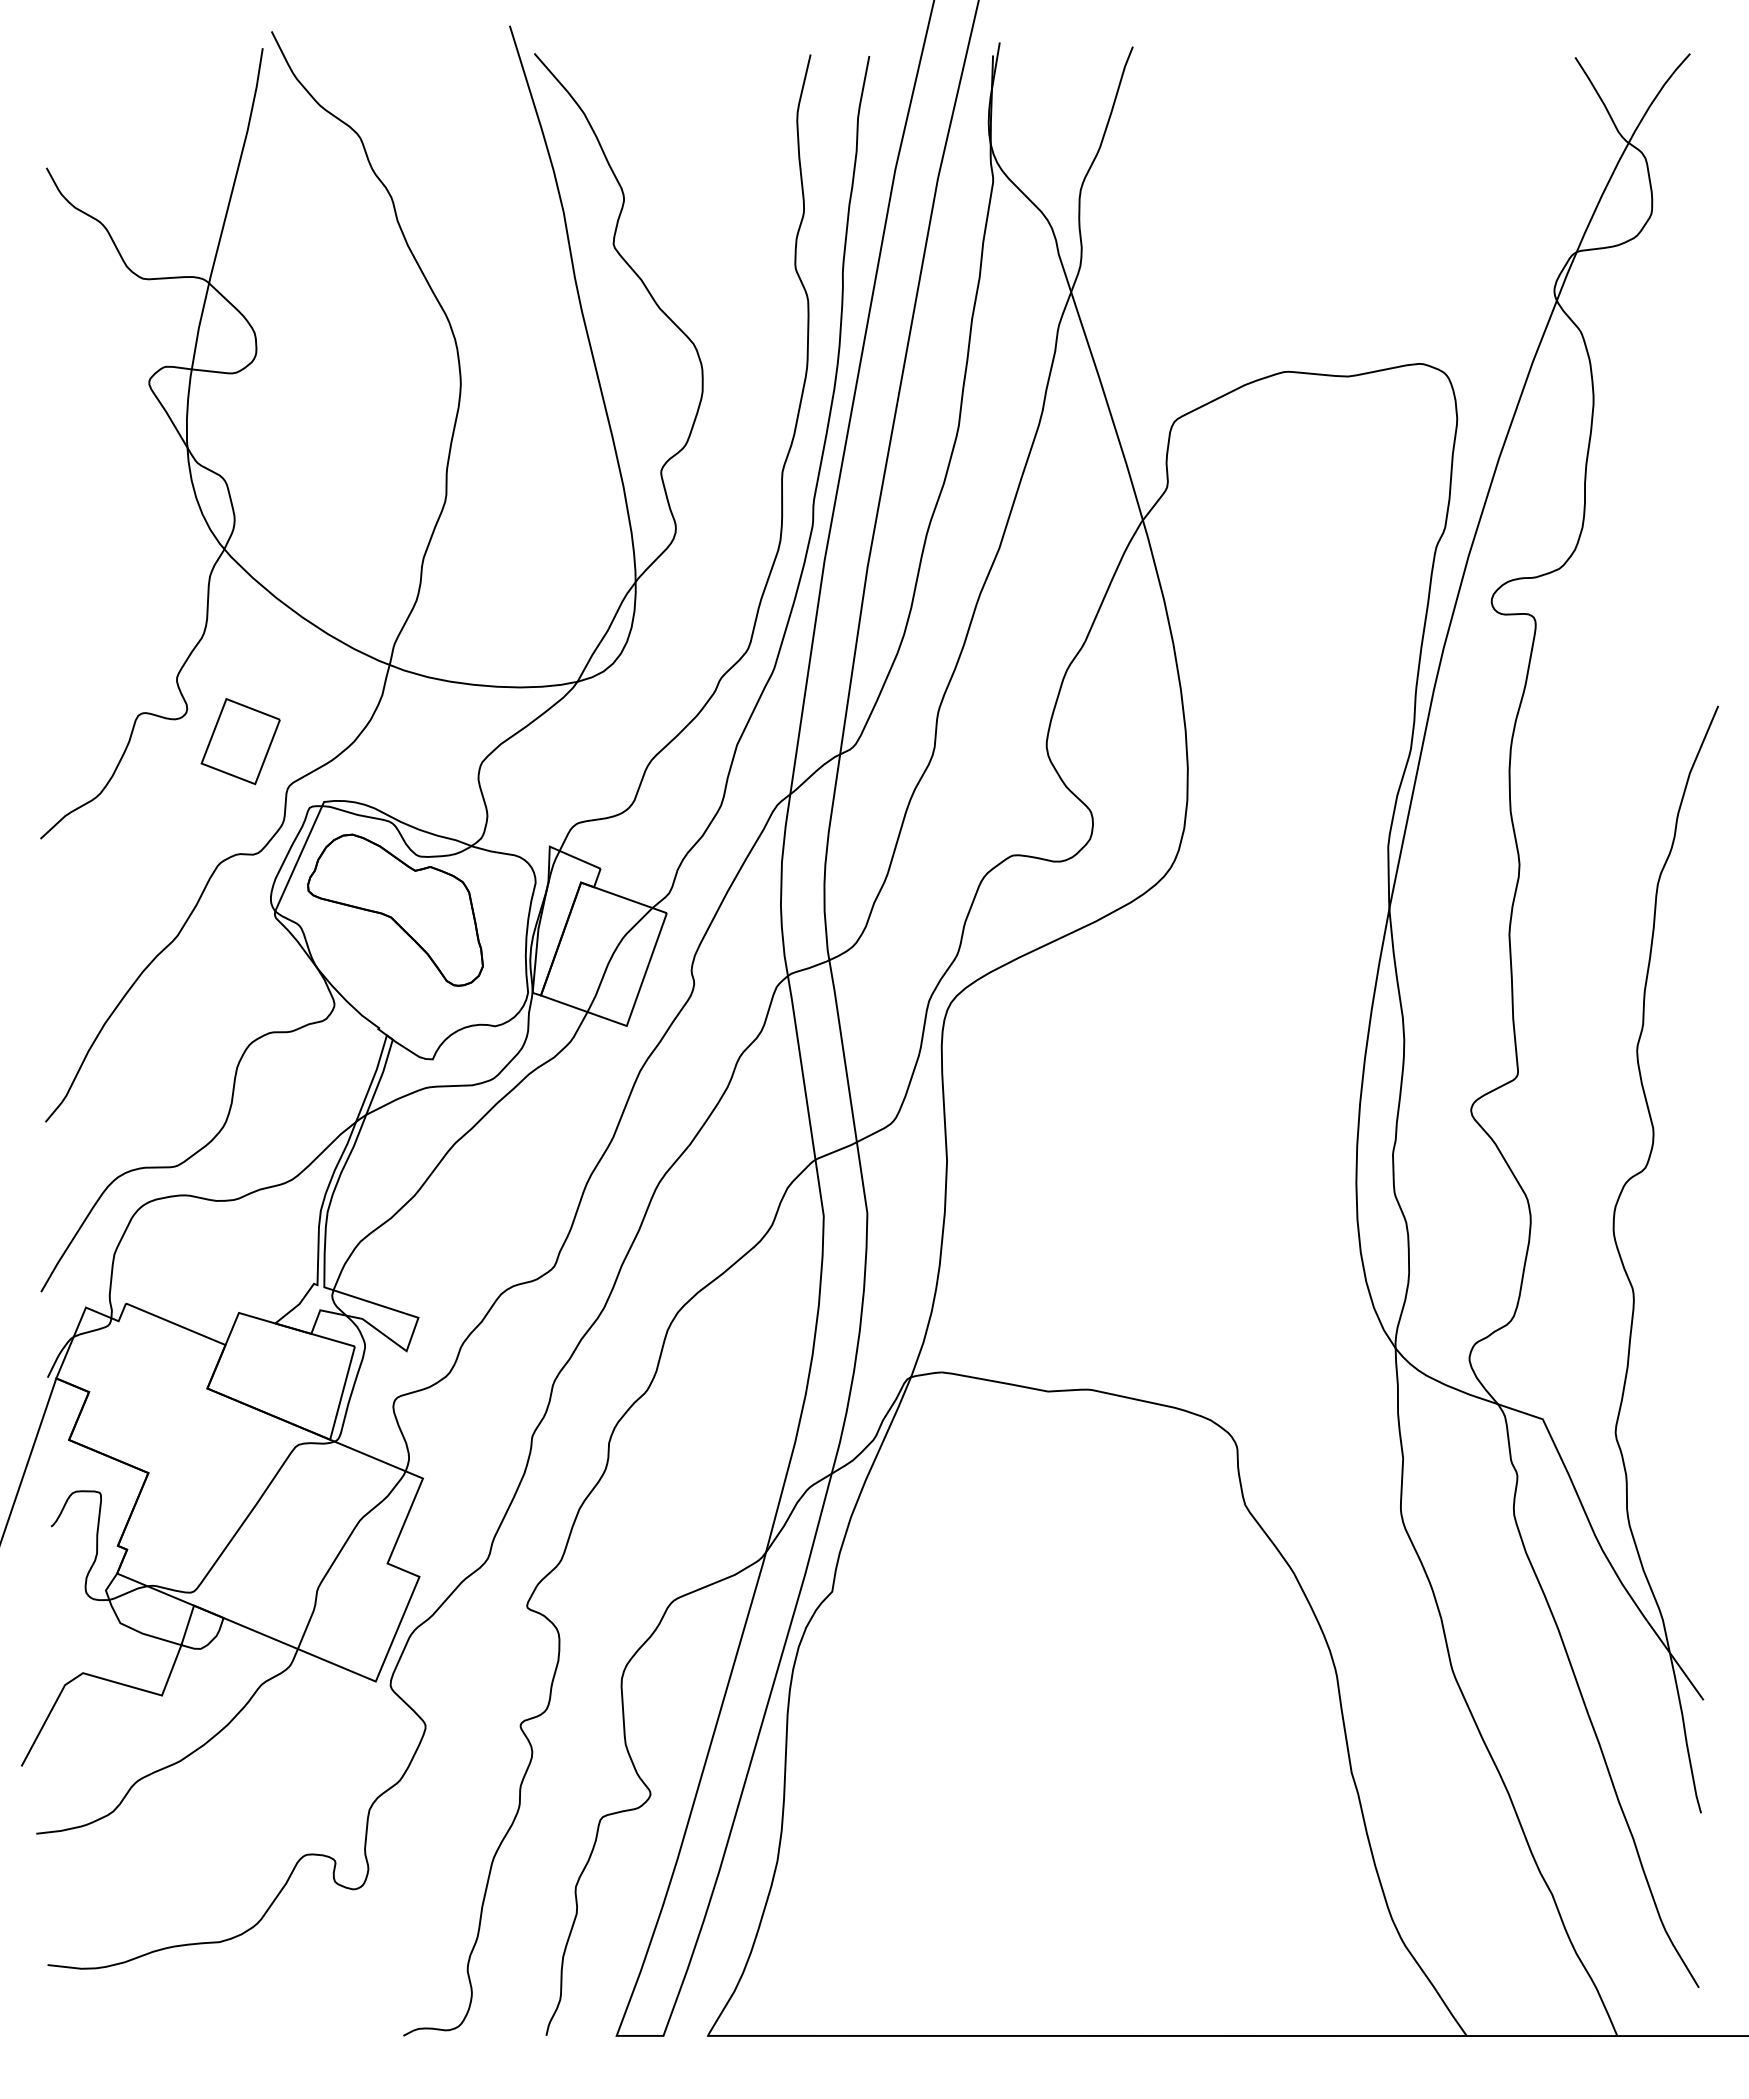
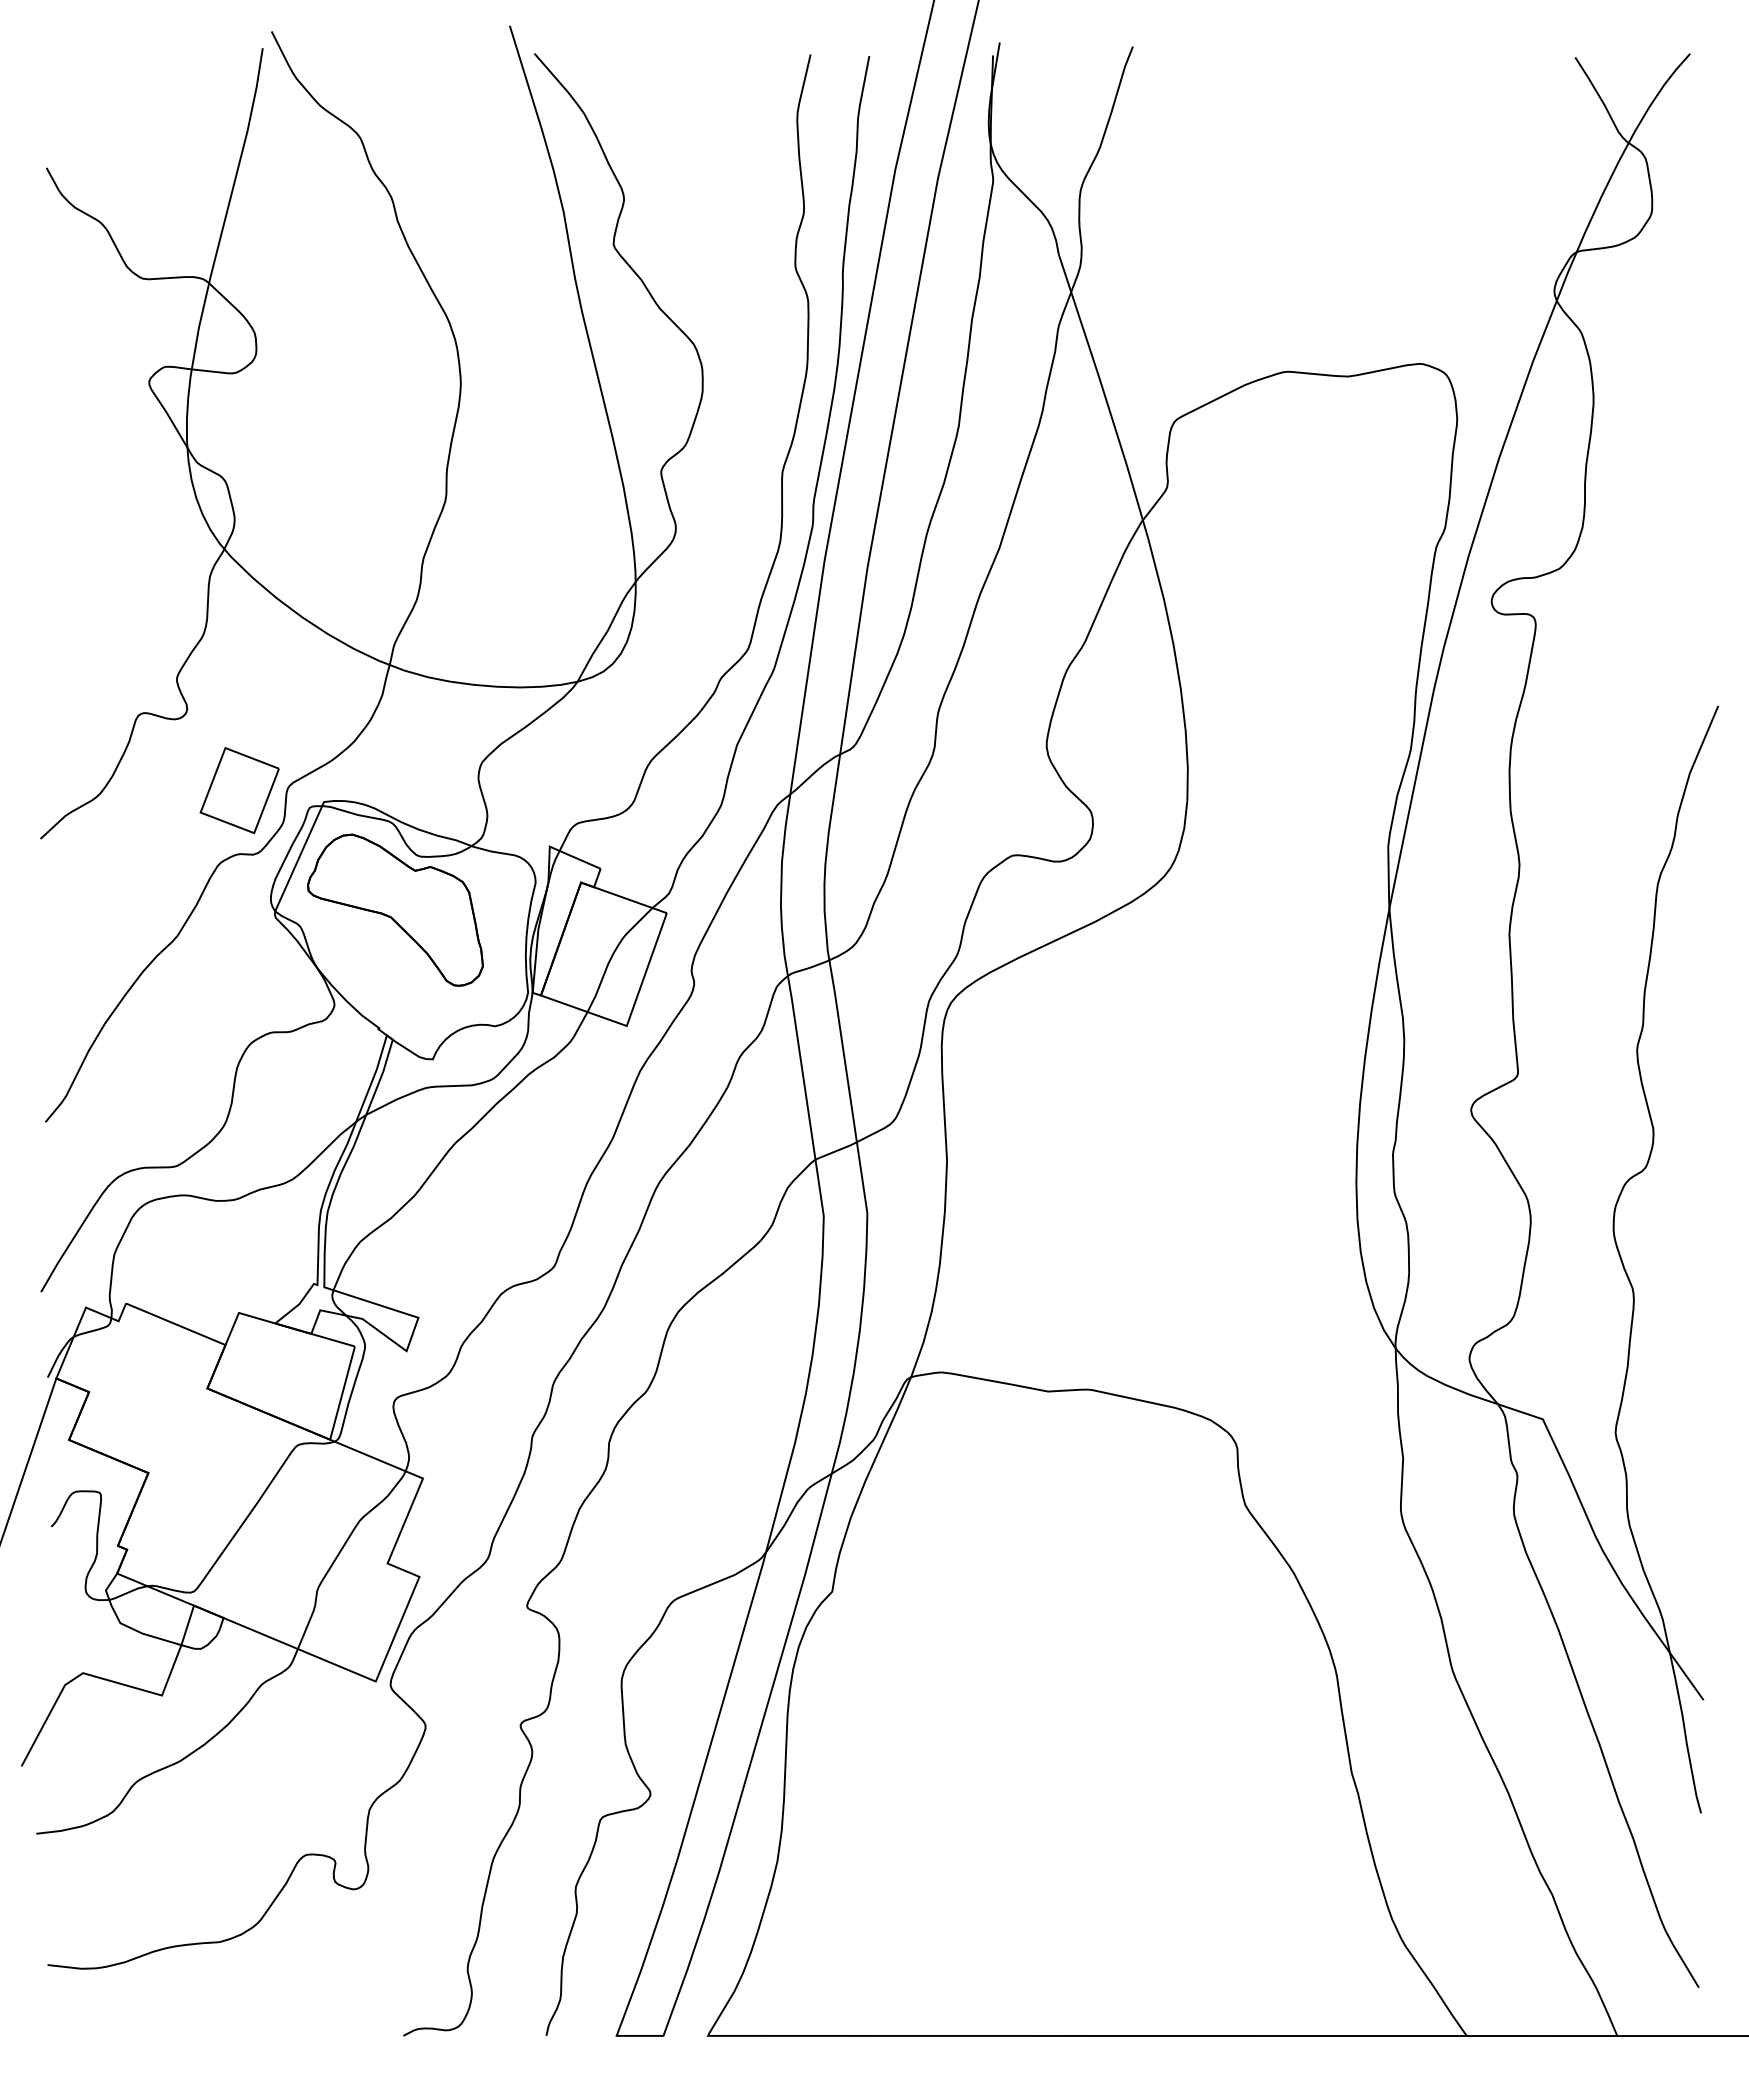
part position: (240, 741) -> (239, 790) (239, 790)
